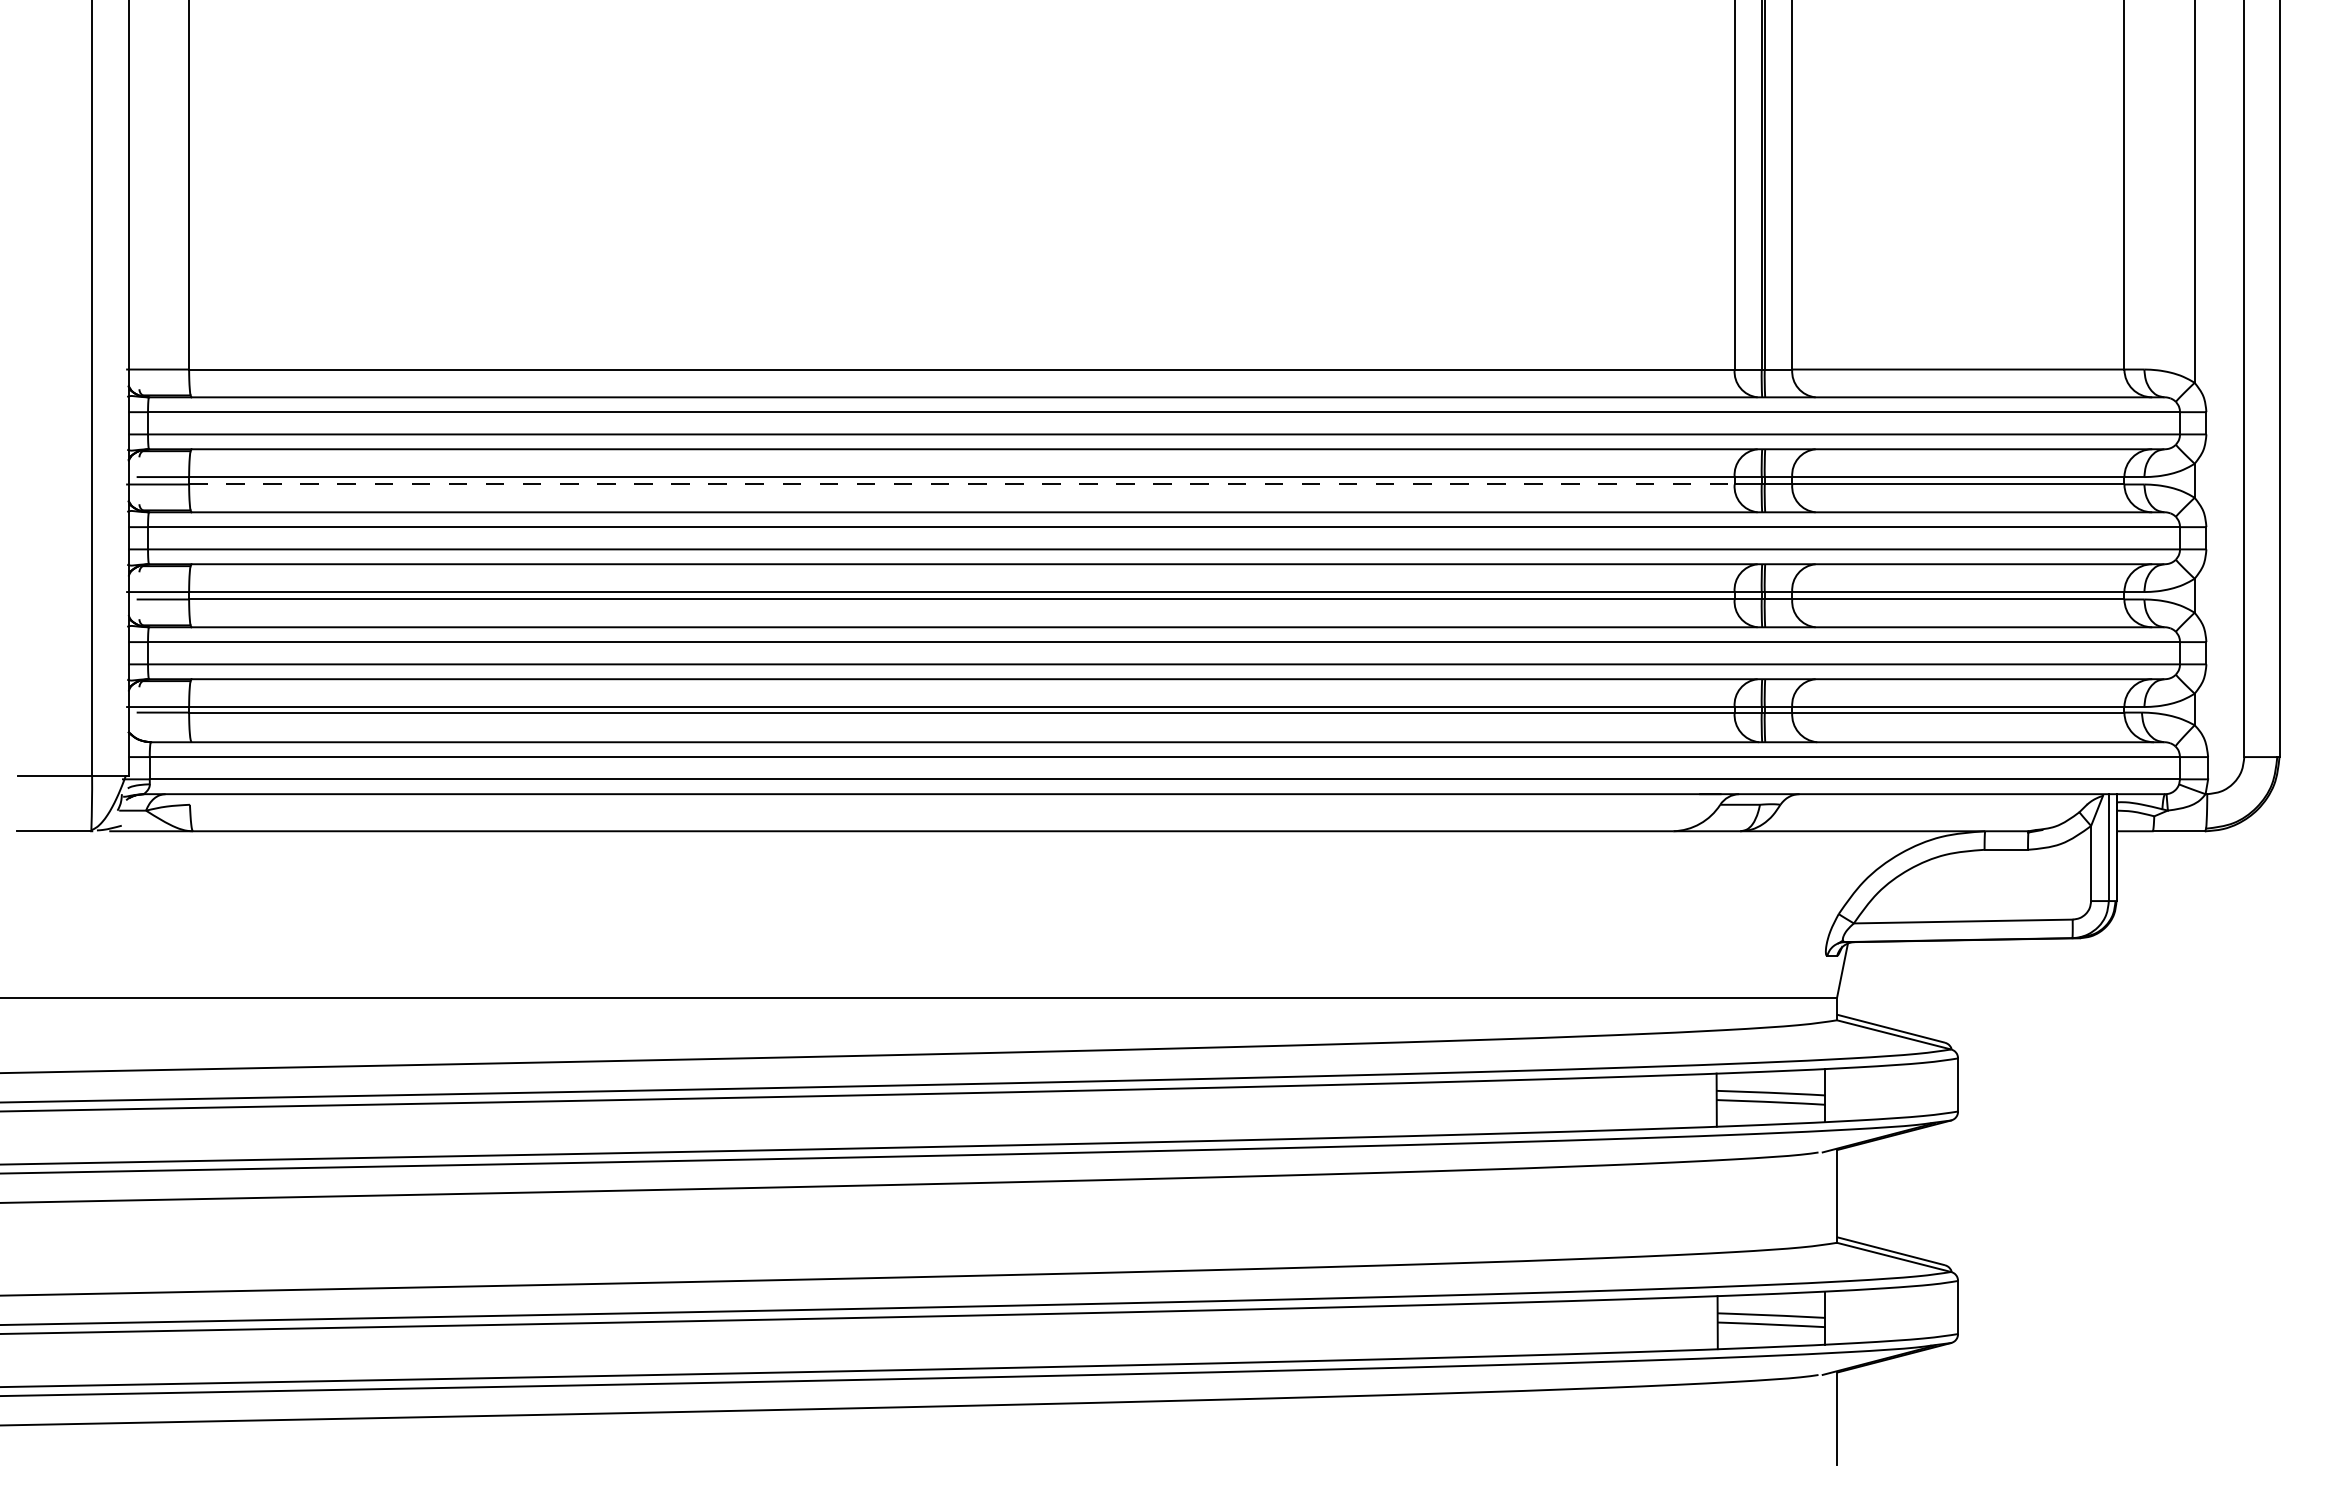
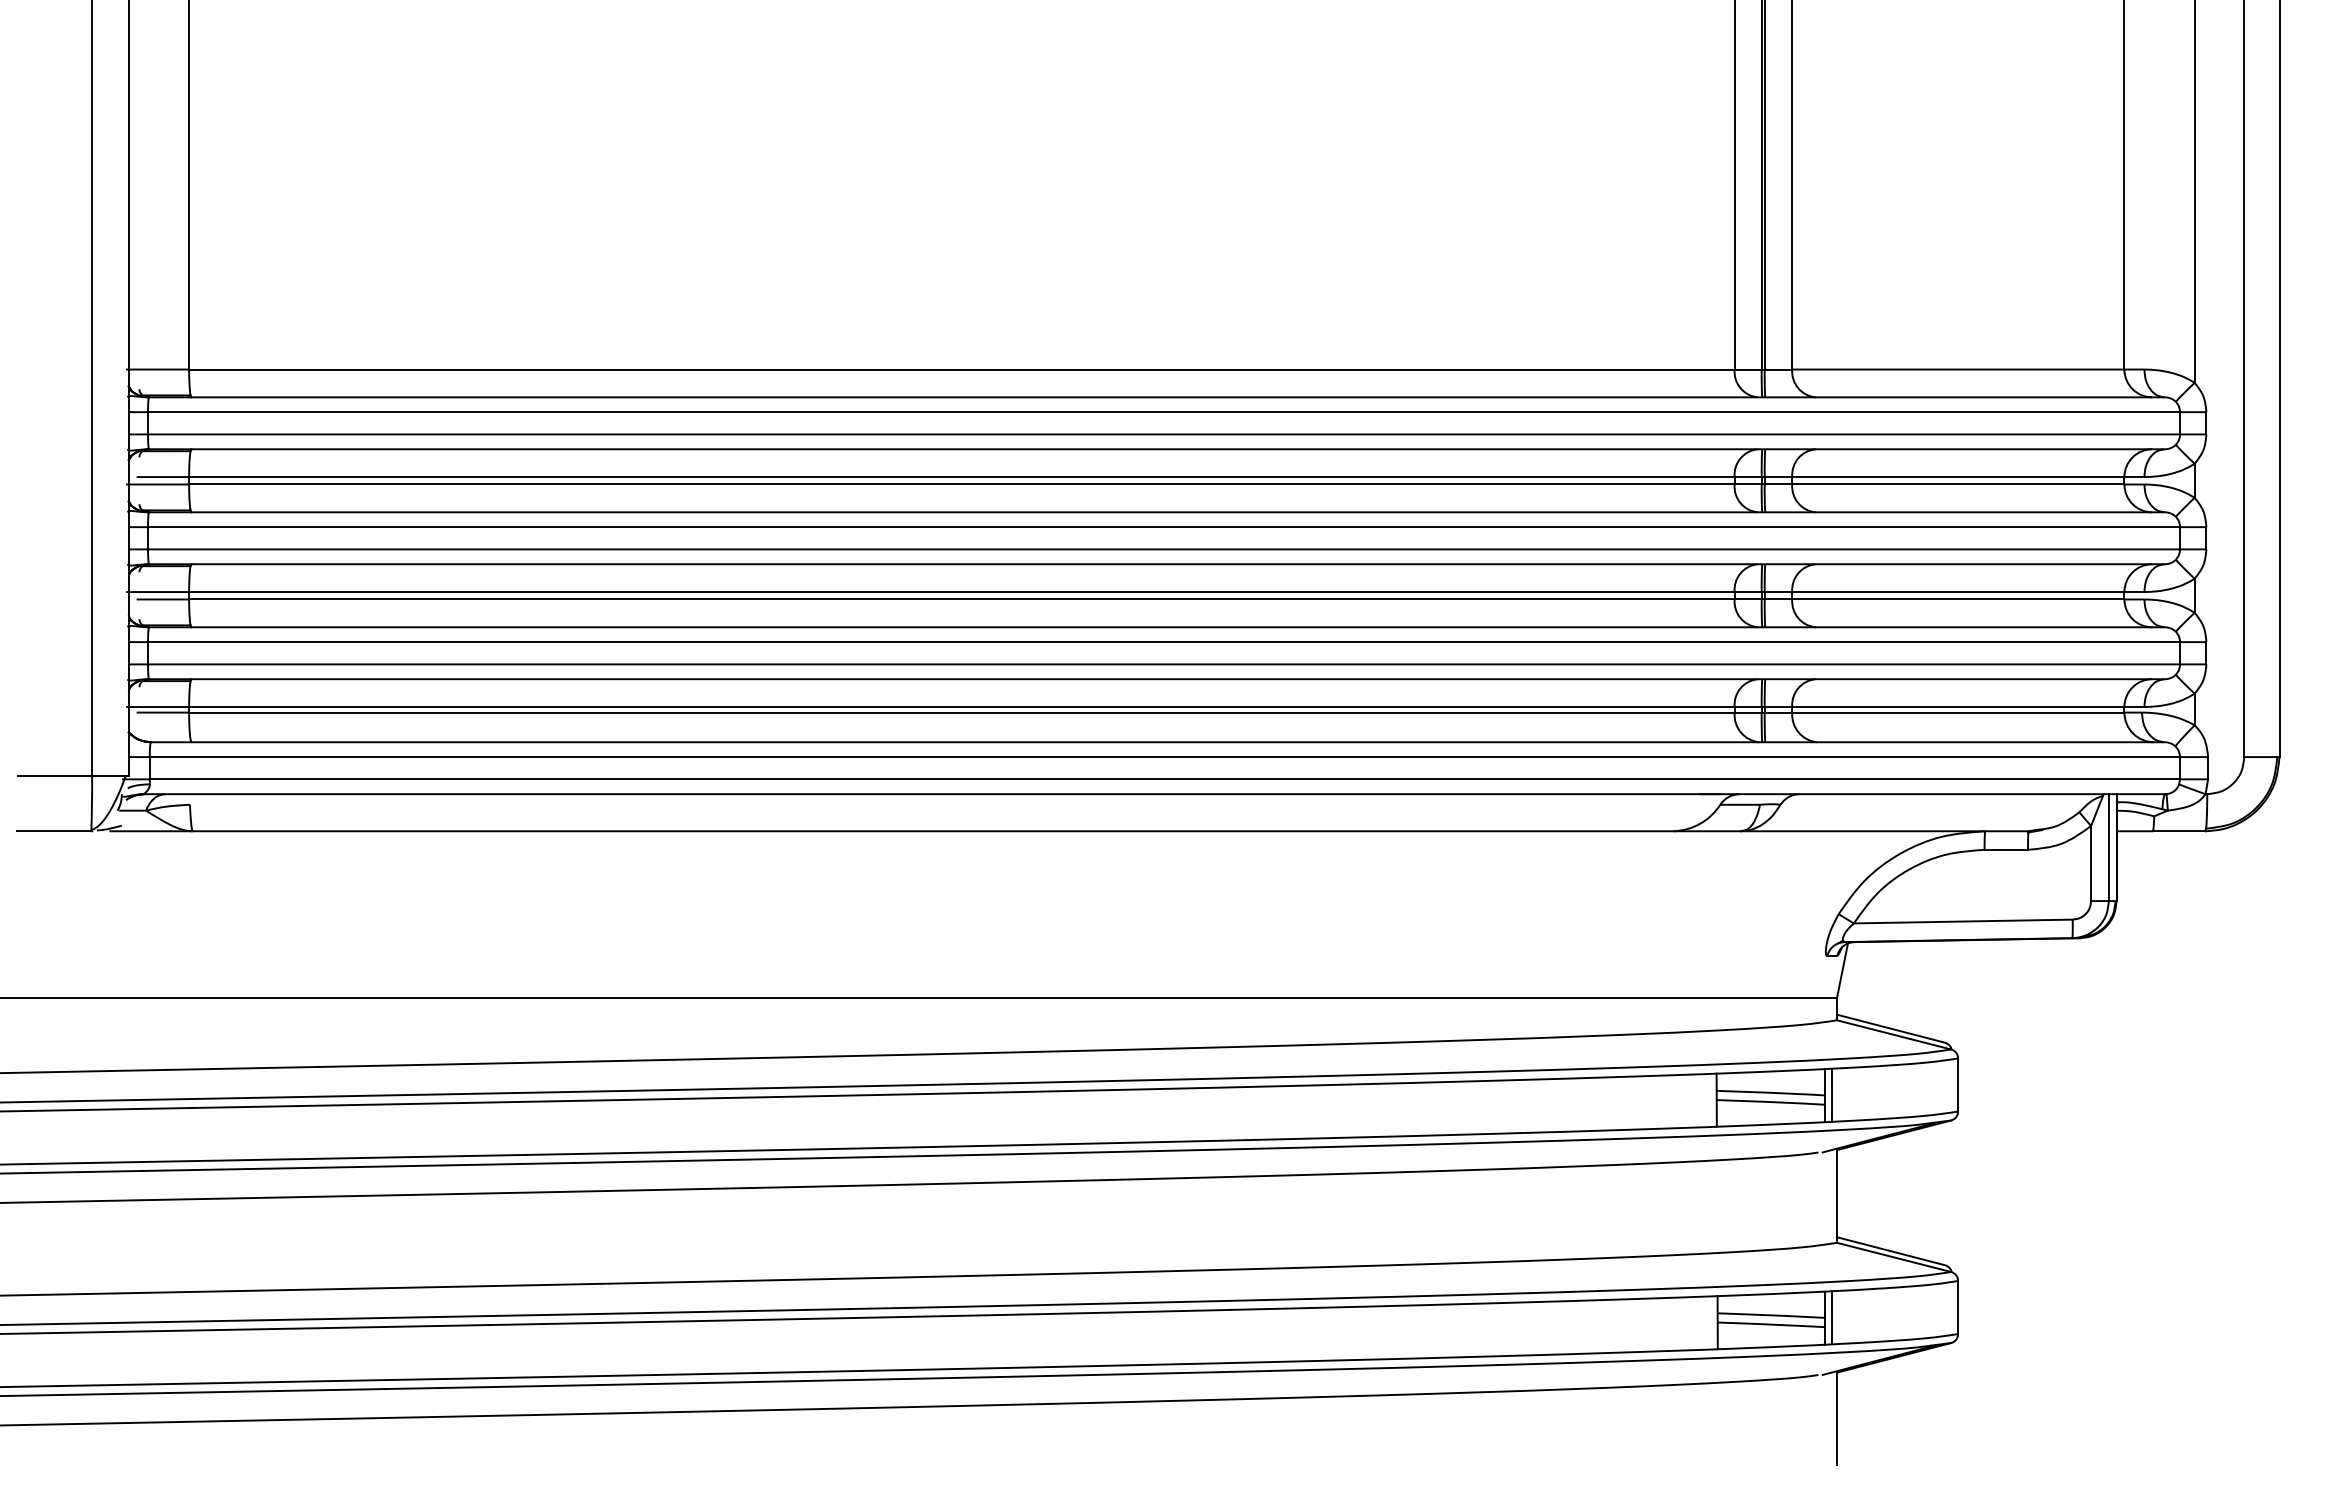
line: dashed -> solid (961, 484)
line: none -> present (1831, 1094)
line: none -> present (1831, 1317)
